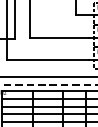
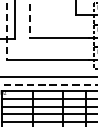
line: solid -> dashed (30, 18)
line: solid -> dashed (7, 29)
